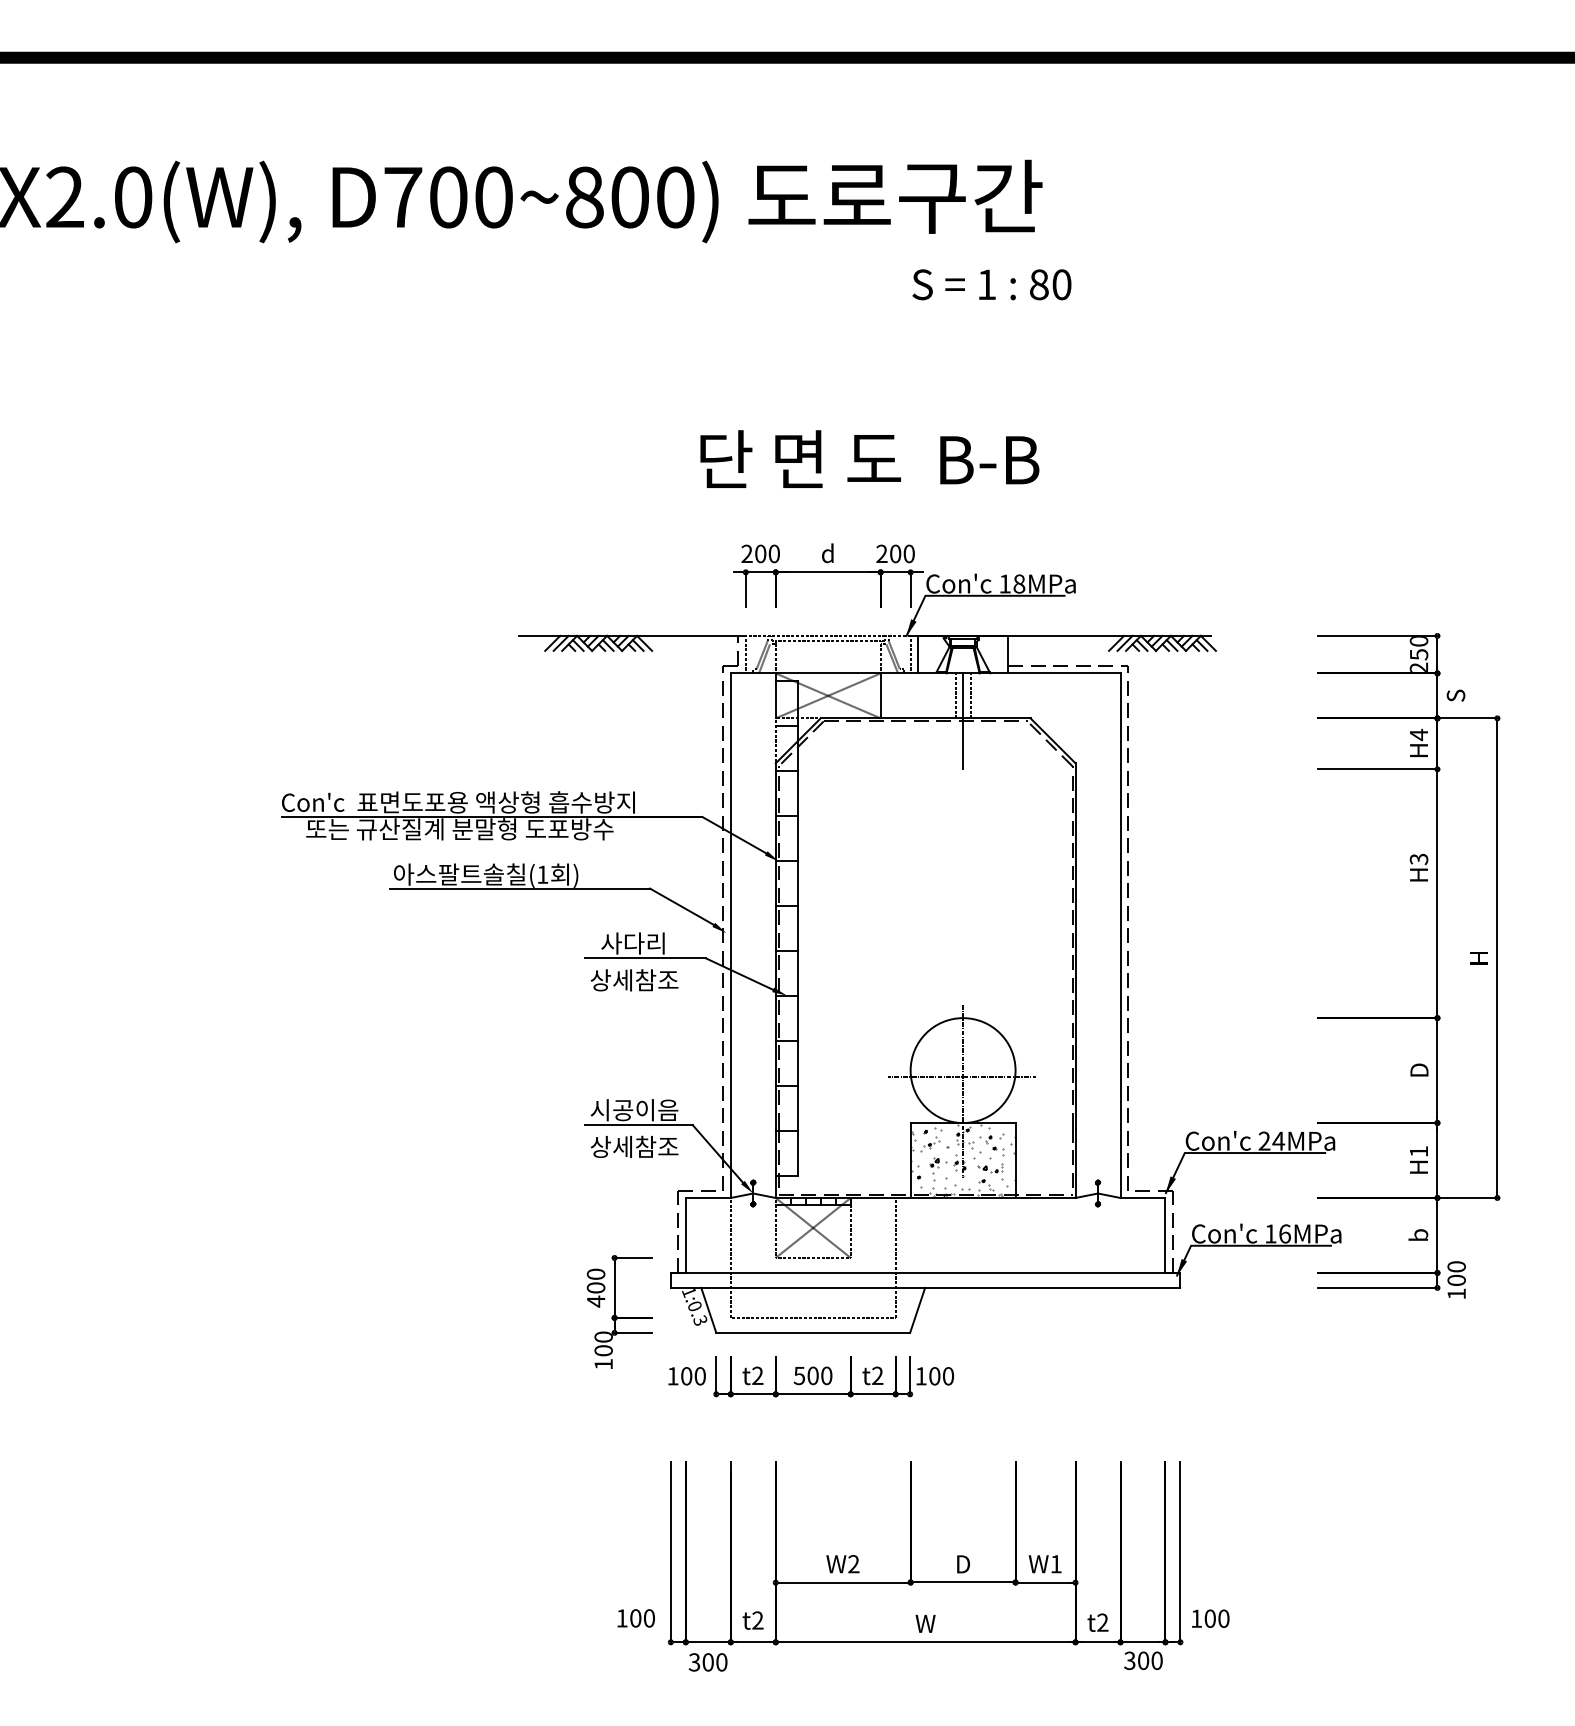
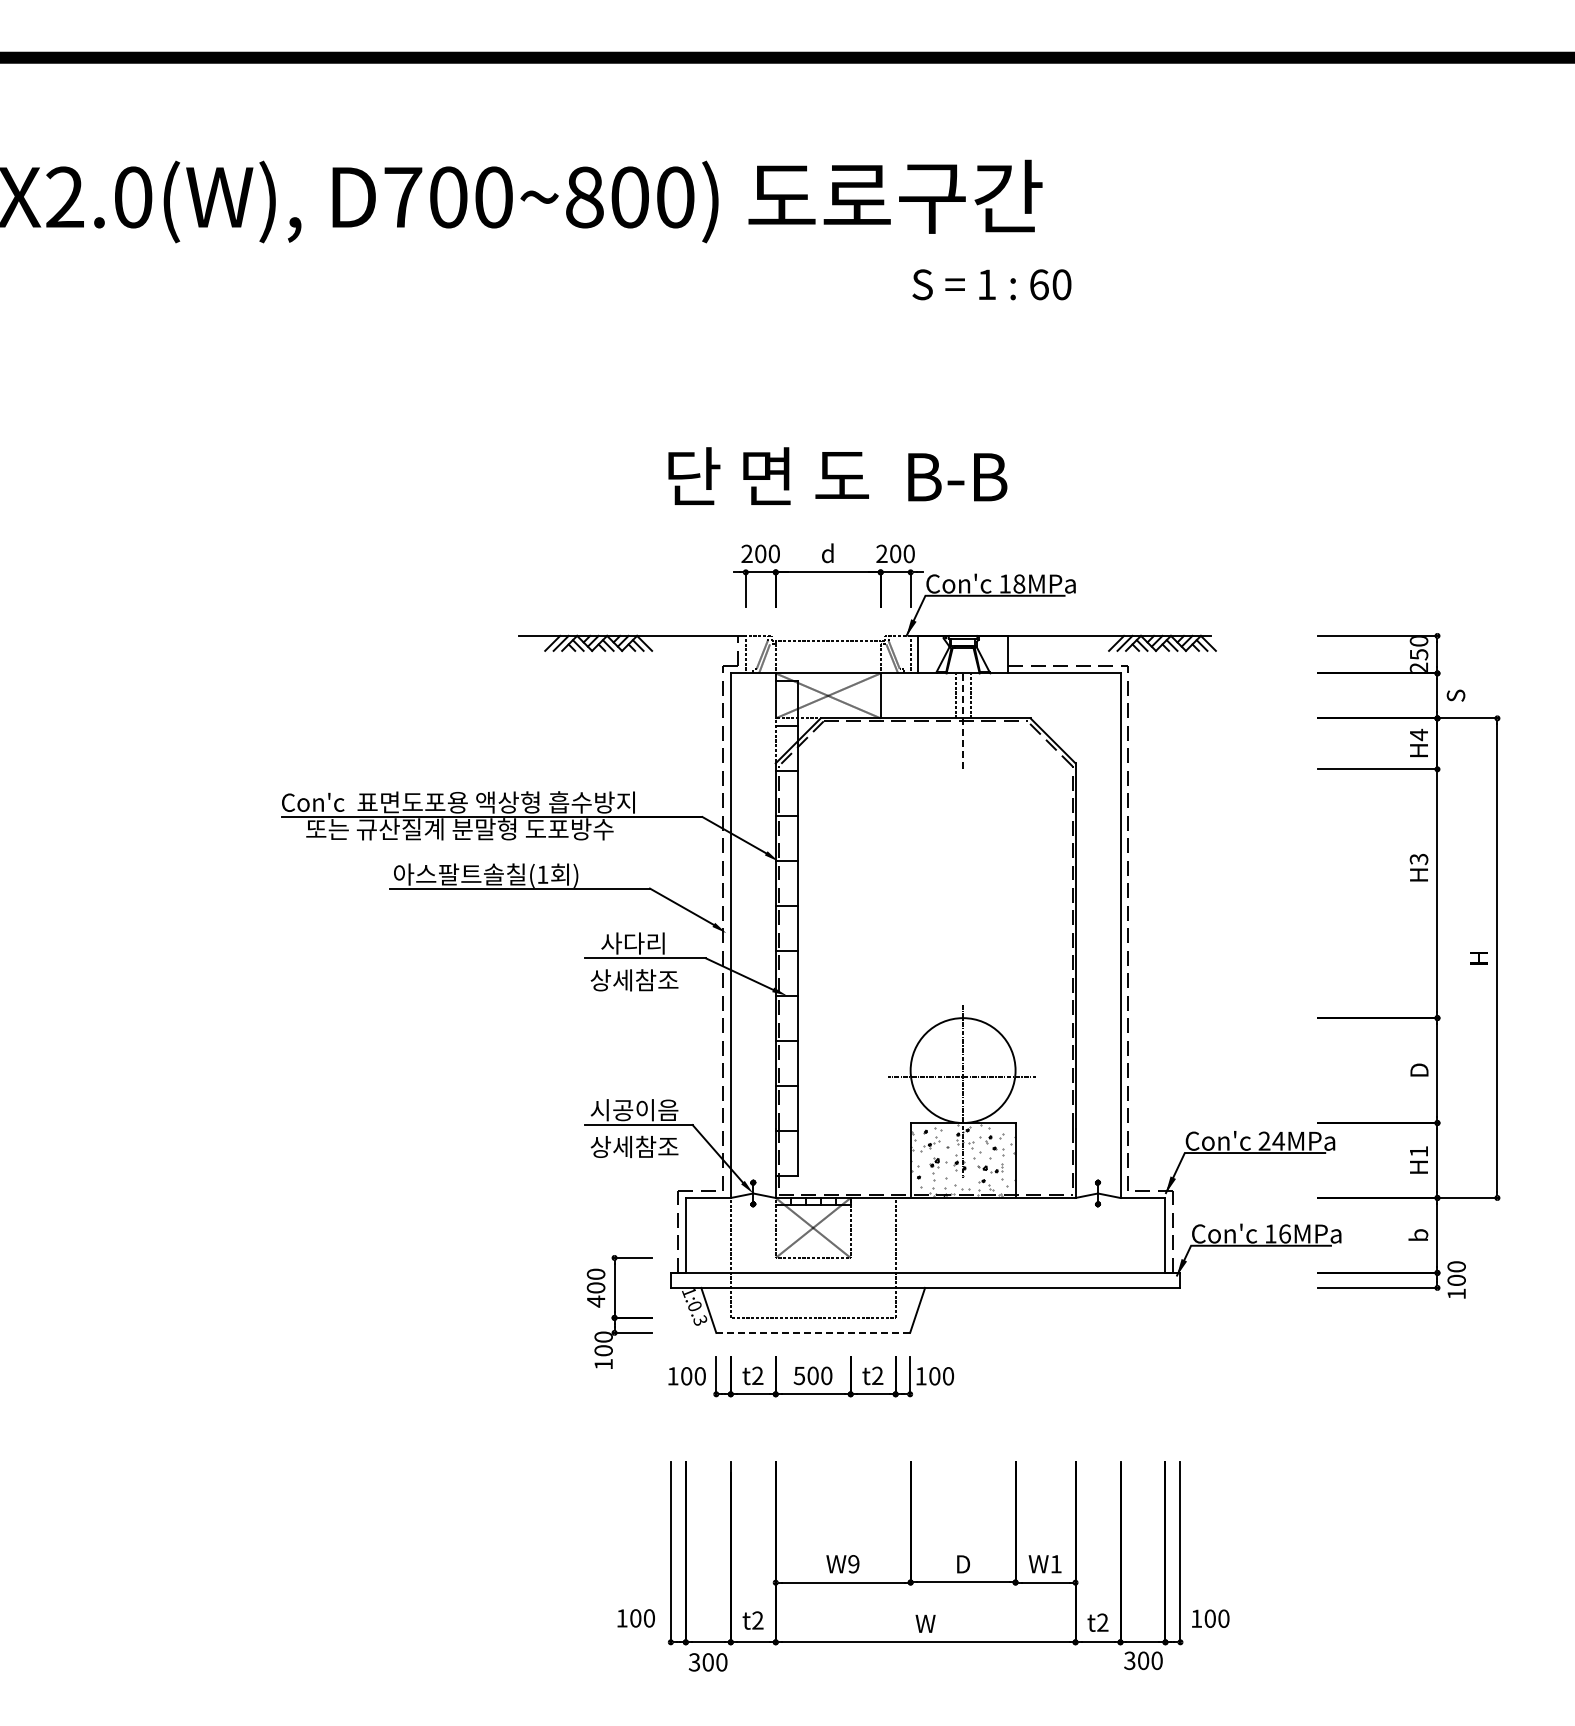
text: 80 -> 60 (1039, 284)
text position: (869, 458) -> (837, 475) (837, 475)
line: present -> none (827, 635)
line: solid -> dashed (963, 721)
line: solid -> dashed (813, 1332)
text: W2 -> W9 (853, 1564)
